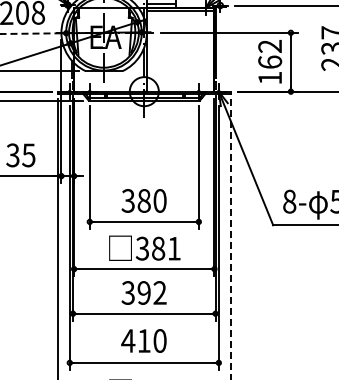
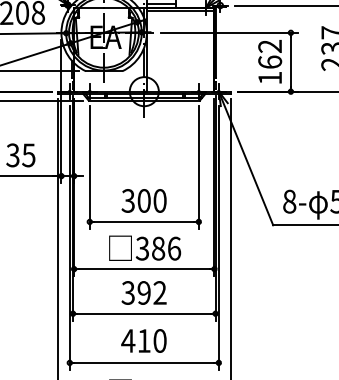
line: dashed -> solid (31, 33)
text: 380 -> 300 (143, 200)
line: dashed -> solid (230, 239)
text: 381 -> 386 (174, 248)
